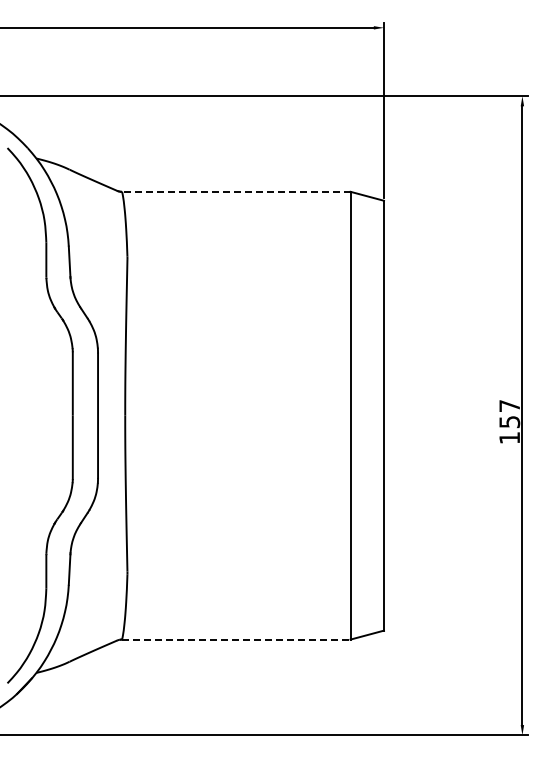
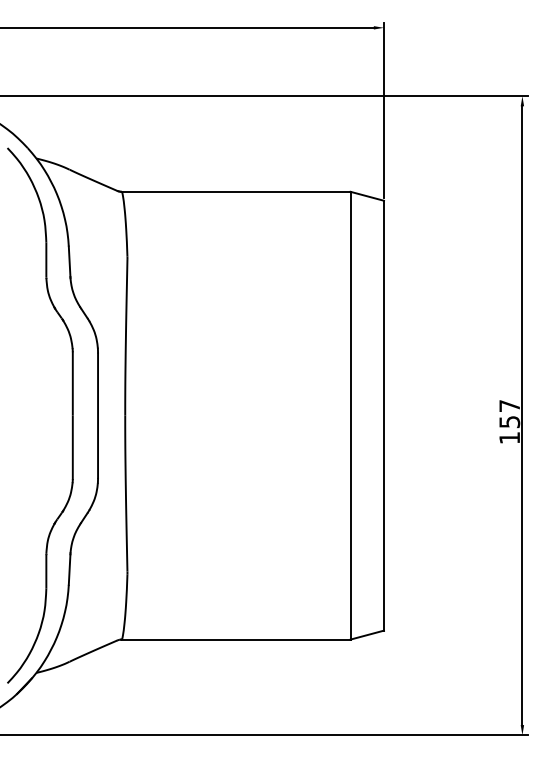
line: dashed -> solid (235, 191)
line: dashed -> solid (236, 639)
